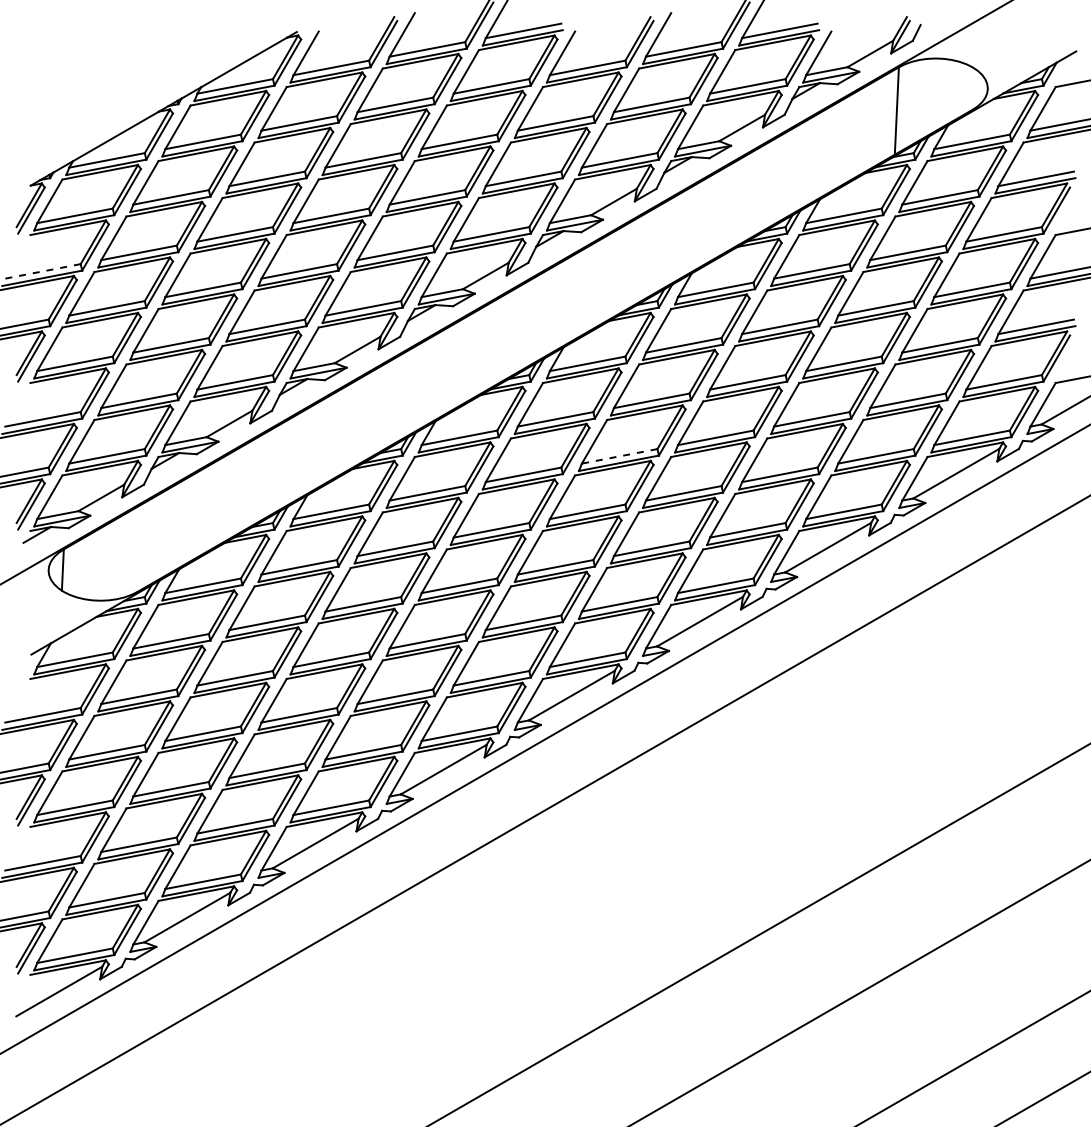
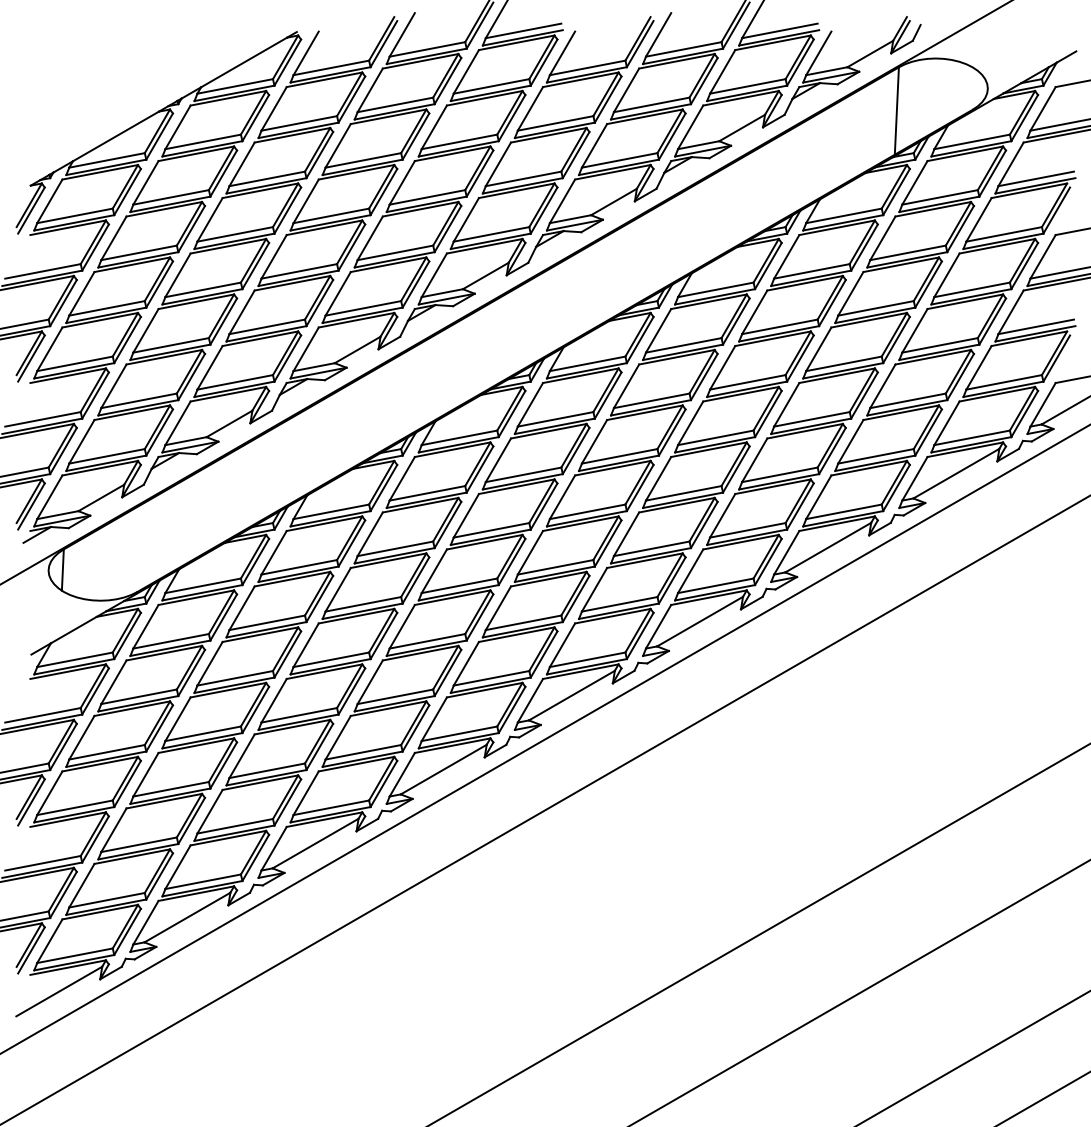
line: dashed -> solid (42, 271)
line: dashed -> solid (619, 456)
